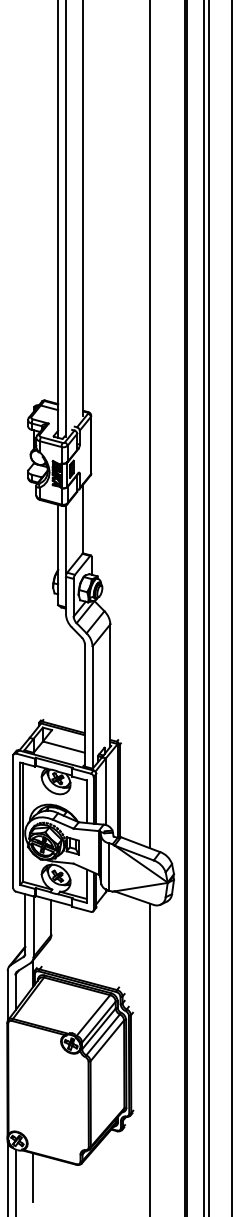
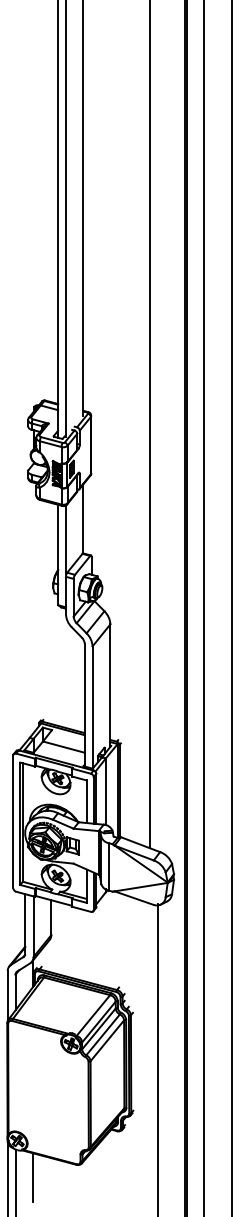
line: present -> none (209, 607)
line position: (150, 1058) -> (158, 1058) (158, 1058)
